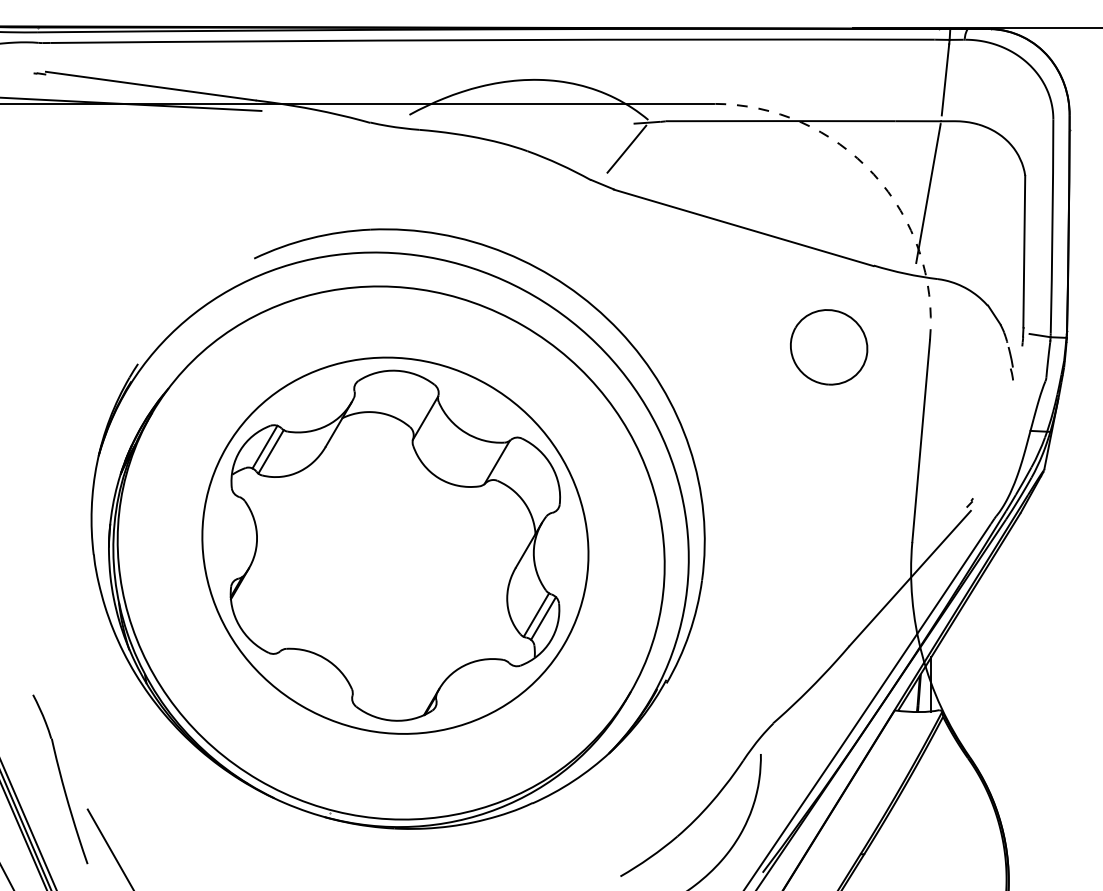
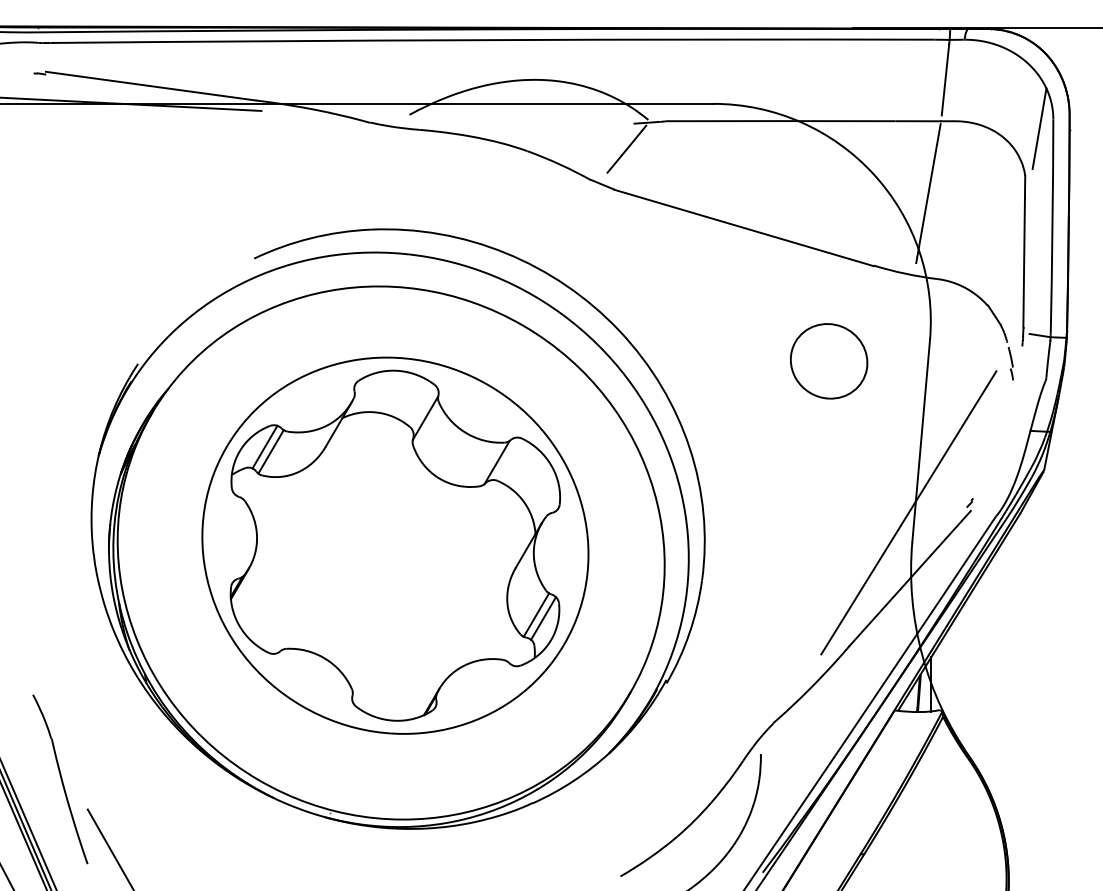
line: none -> present (1039, 128)
arc: dashed -> solid (873, 174)
part position: (829, 347) -> (829, 361) (829, 361)
line: none -> present (908, 512)
